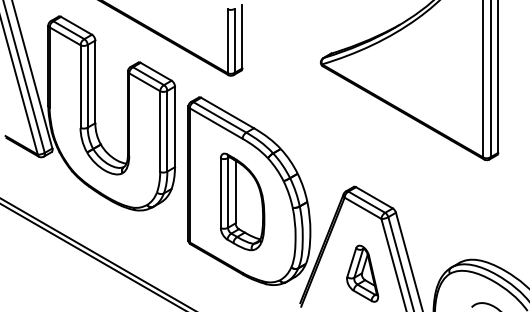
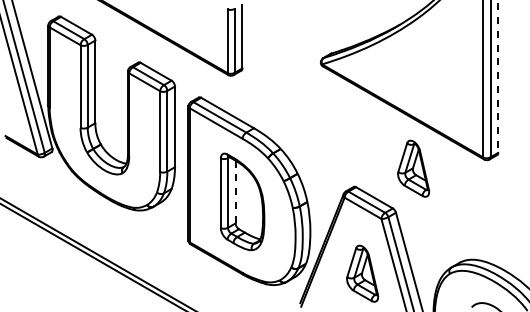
line: solid -> dashed (498, 77)
part: none -> present (413, 168)
line: solid -> dashed (235, 192)
